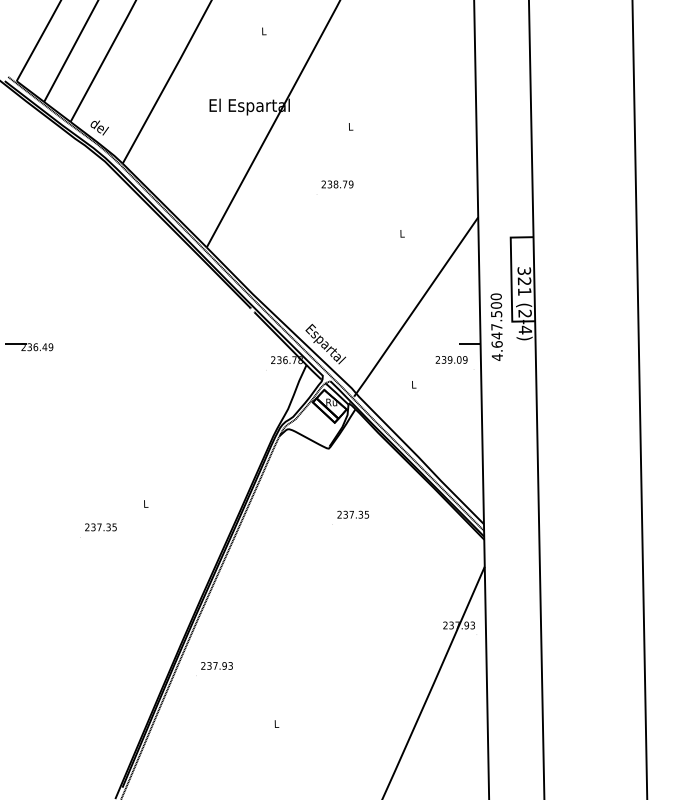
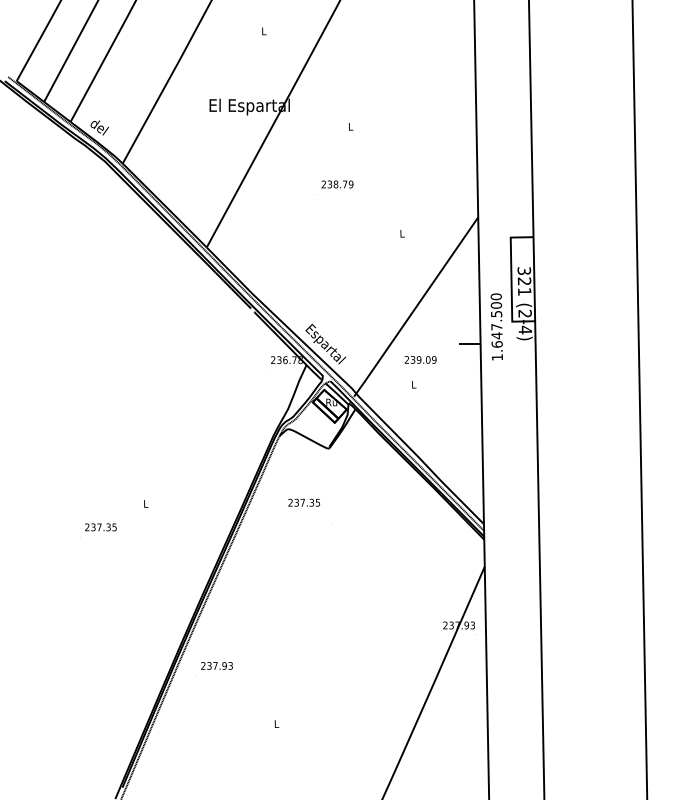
part: present -> none (29, 347)
text: 4.647.500 -> 1.647.500 (497, 356)
text position: (451, 359) -> (420, 359) (420, 359)
text position: (353, 514) -> (304, 502) (304, 502)
